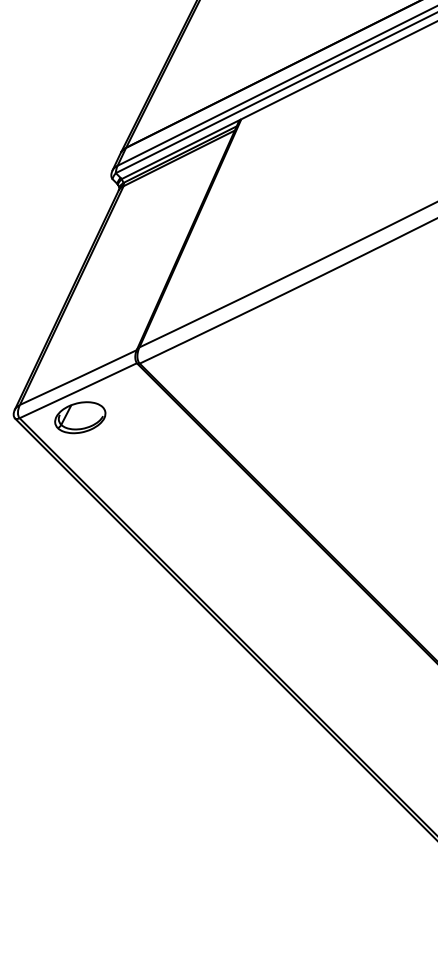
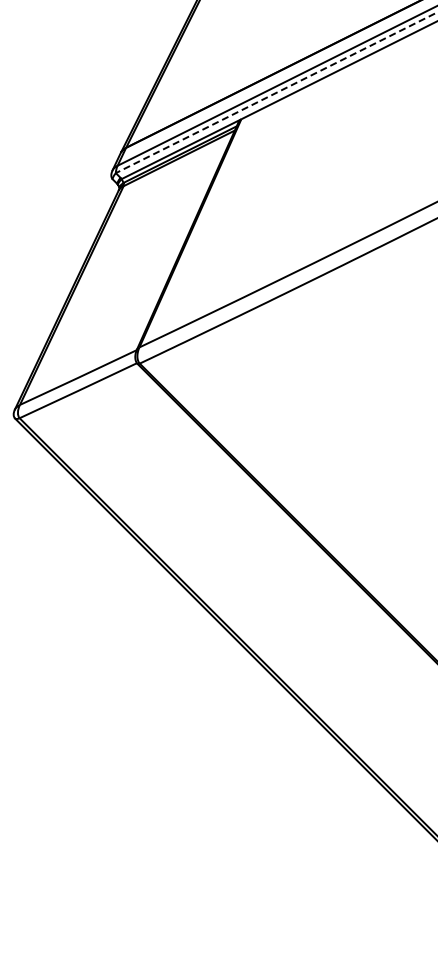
line: solid -> dashed (276, 92)
part: present -> none (80, 417)
